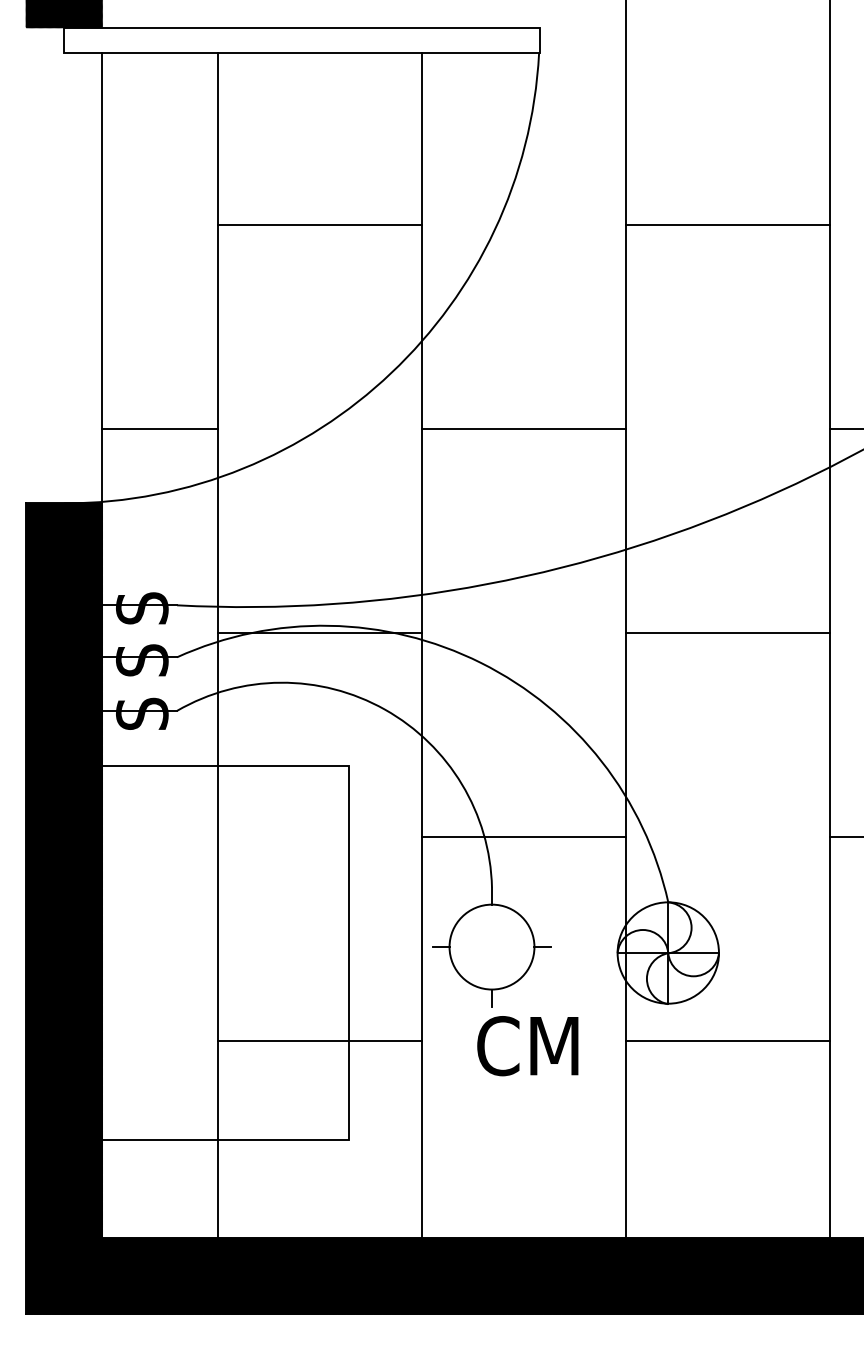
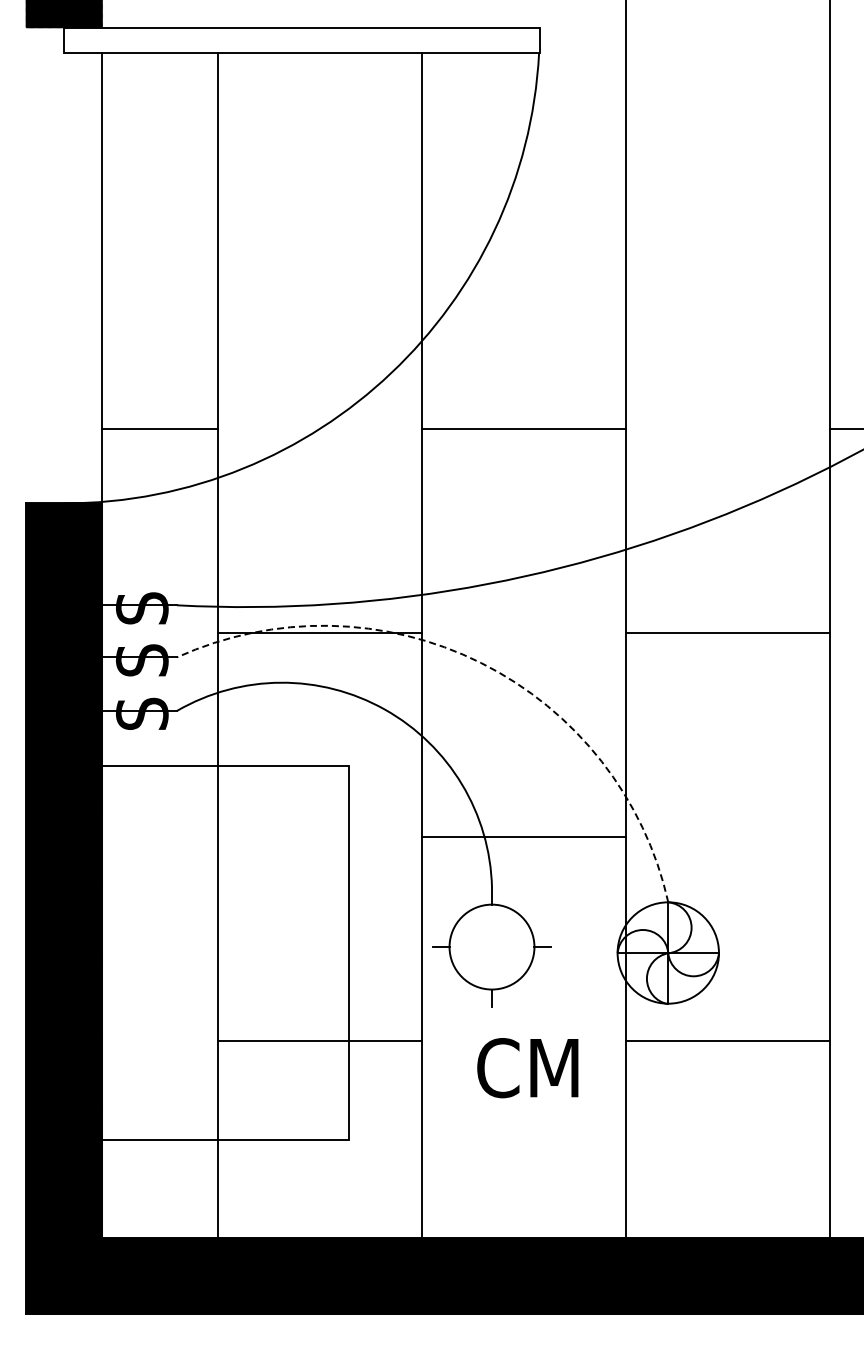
line: present -> none (319, 225)
line: present -> none (727, 225)
arc: solid -> dashed (481, 662)
line: present -> none (844, 836)
text position: (527, 1046) -> (527, 1068) (527, 1068)
